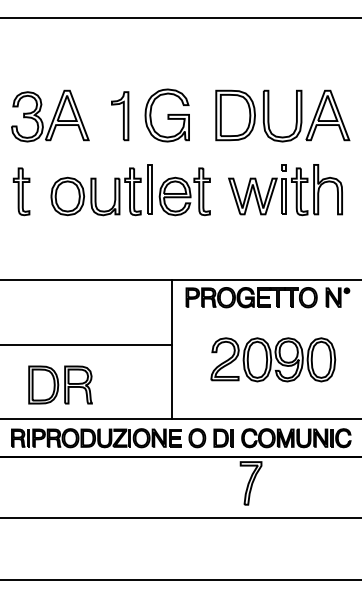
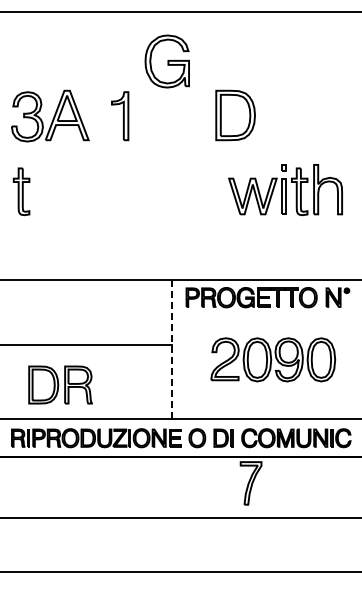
line position: (180, 17) -> (180, 11) (180, 11)
part position: (166, 115) -> (166, 61) (166, 61)
part: present -> none (306, 115)
part: present -> none (130, 190)
line: solid -> dashed (172, 349)
line position: (180, 580) -> (180, 572) (180, 572)
